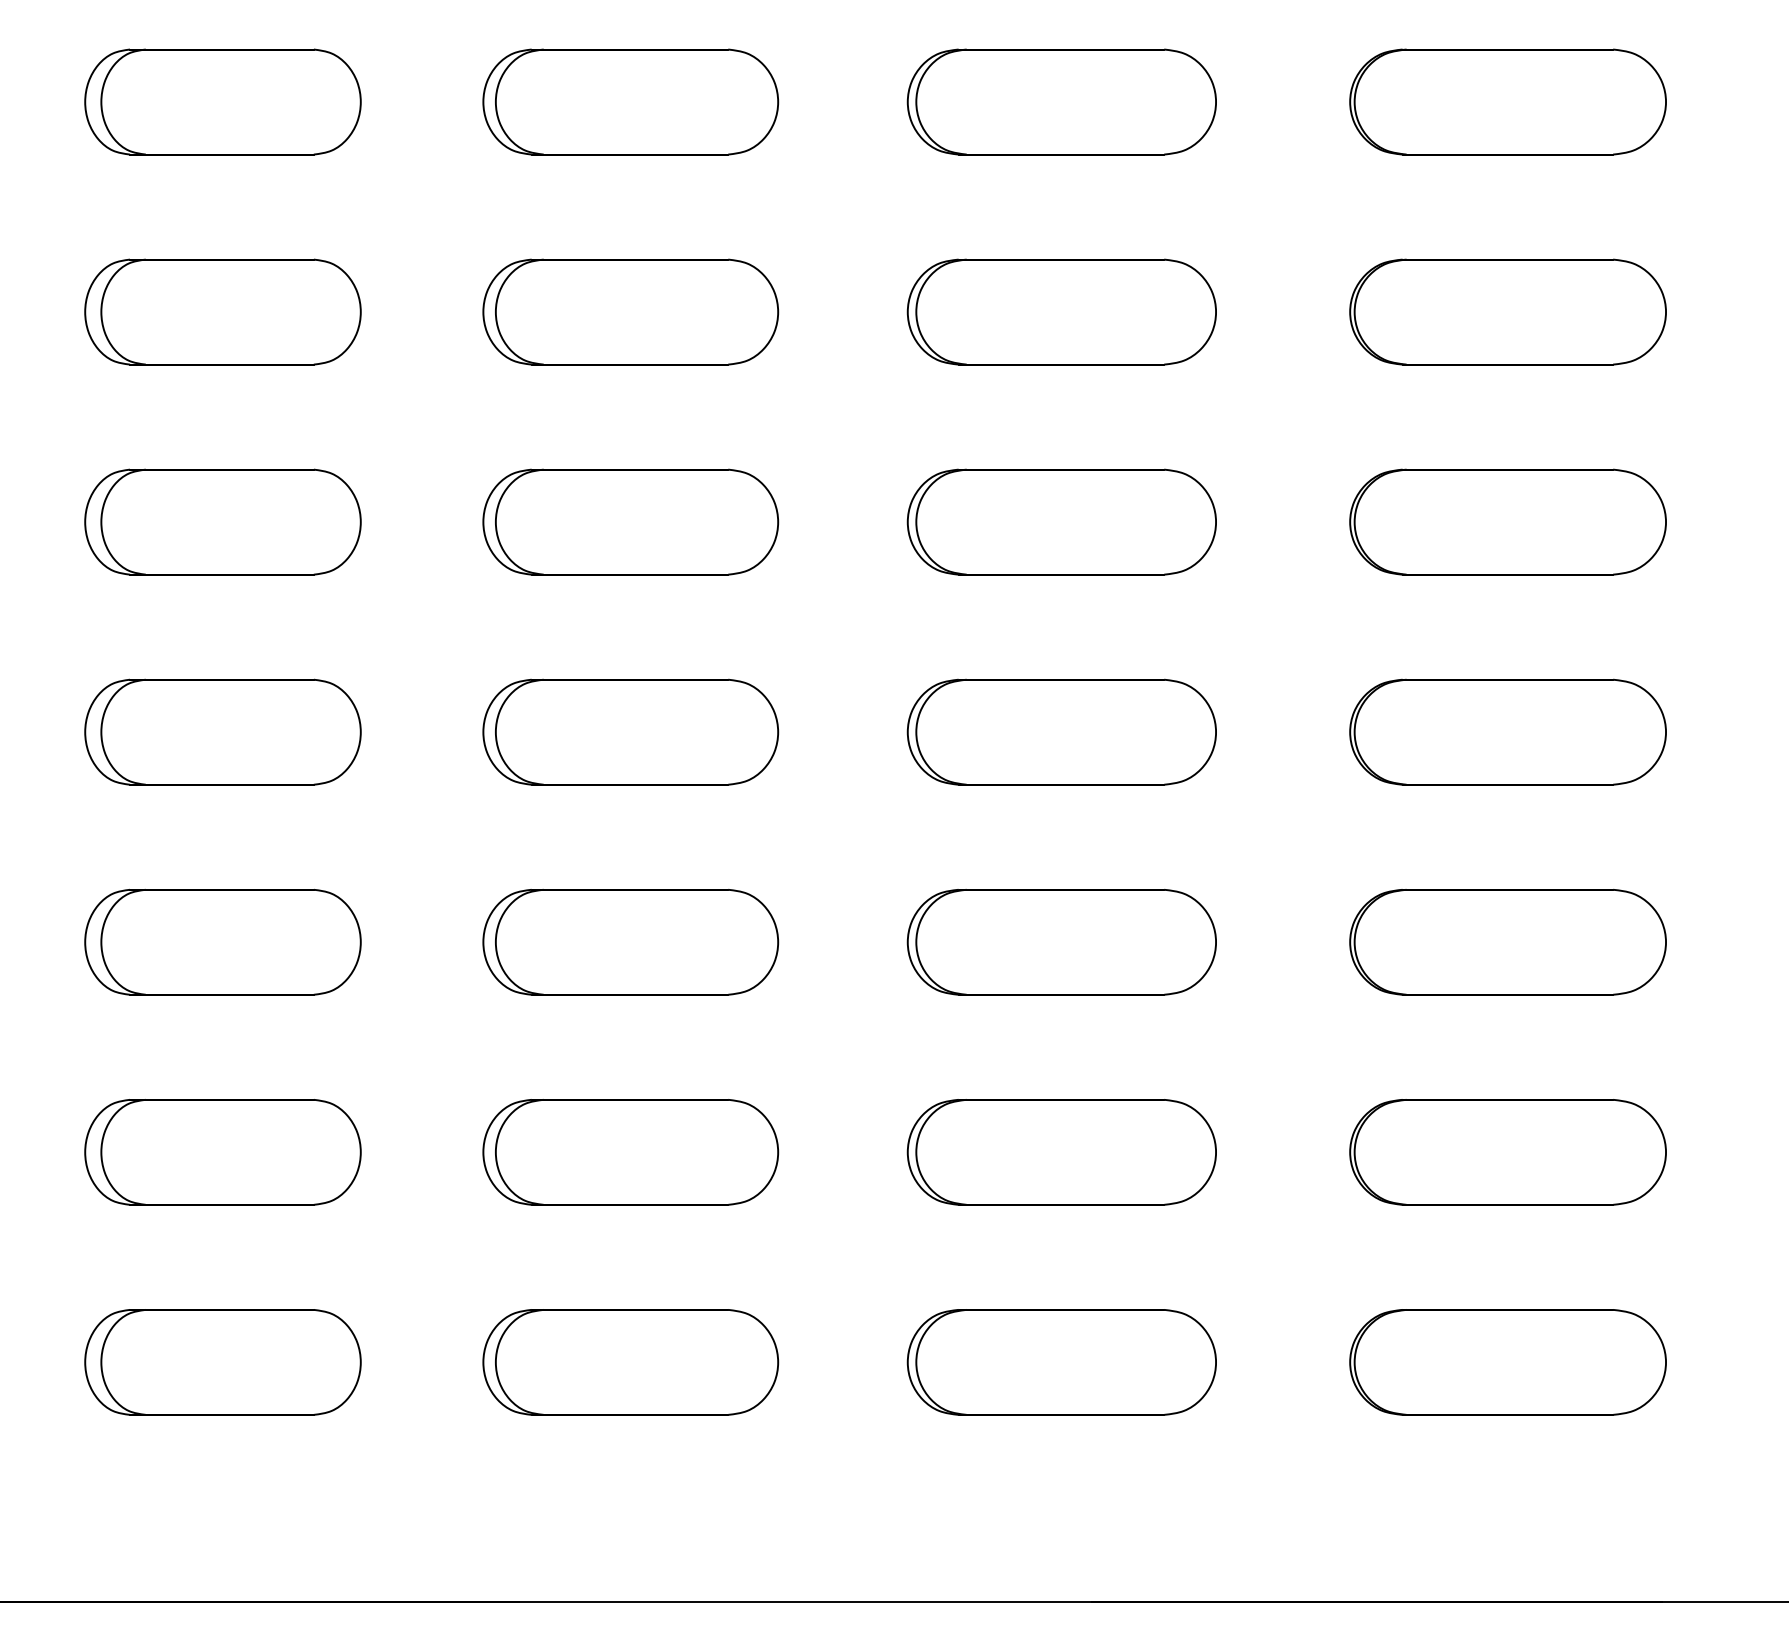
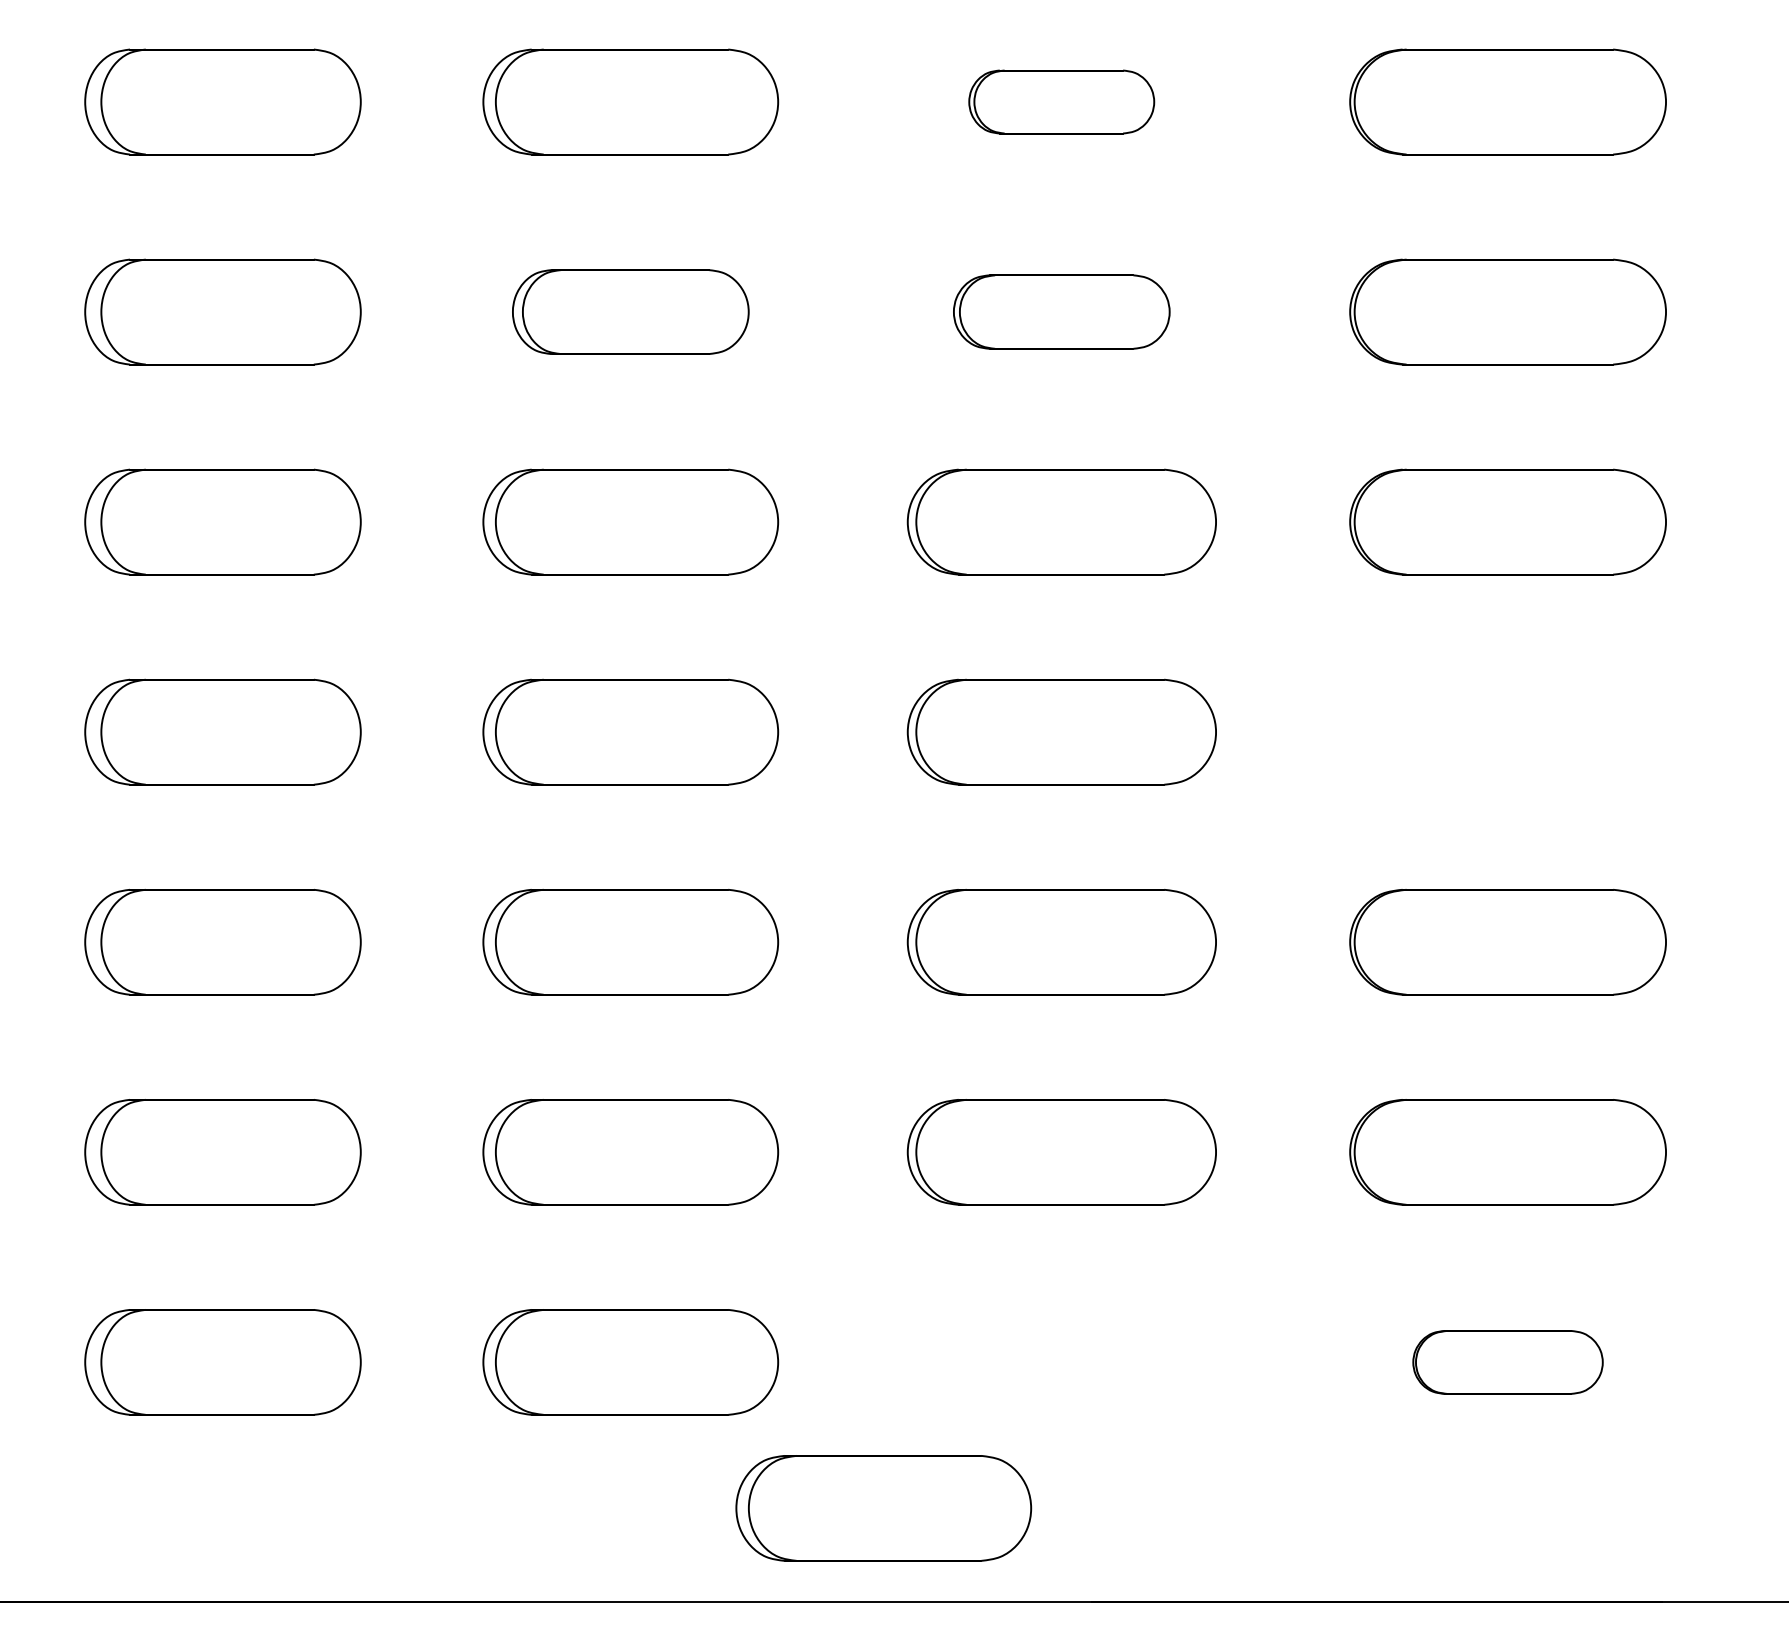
part size: 311x108 px -> 188x66 px (1061, 101)
part size: 298x108 px -> 238x86 px (630, 311)
part size: 311x108 px -> 218x76 px (1061, 311)
part: present -> none (1507, 731)
part: present -> none (1061, 1362)
part size: 318x107 px -> 192x65 px (1507, 1362)
part: none -> present (883, 1508)
